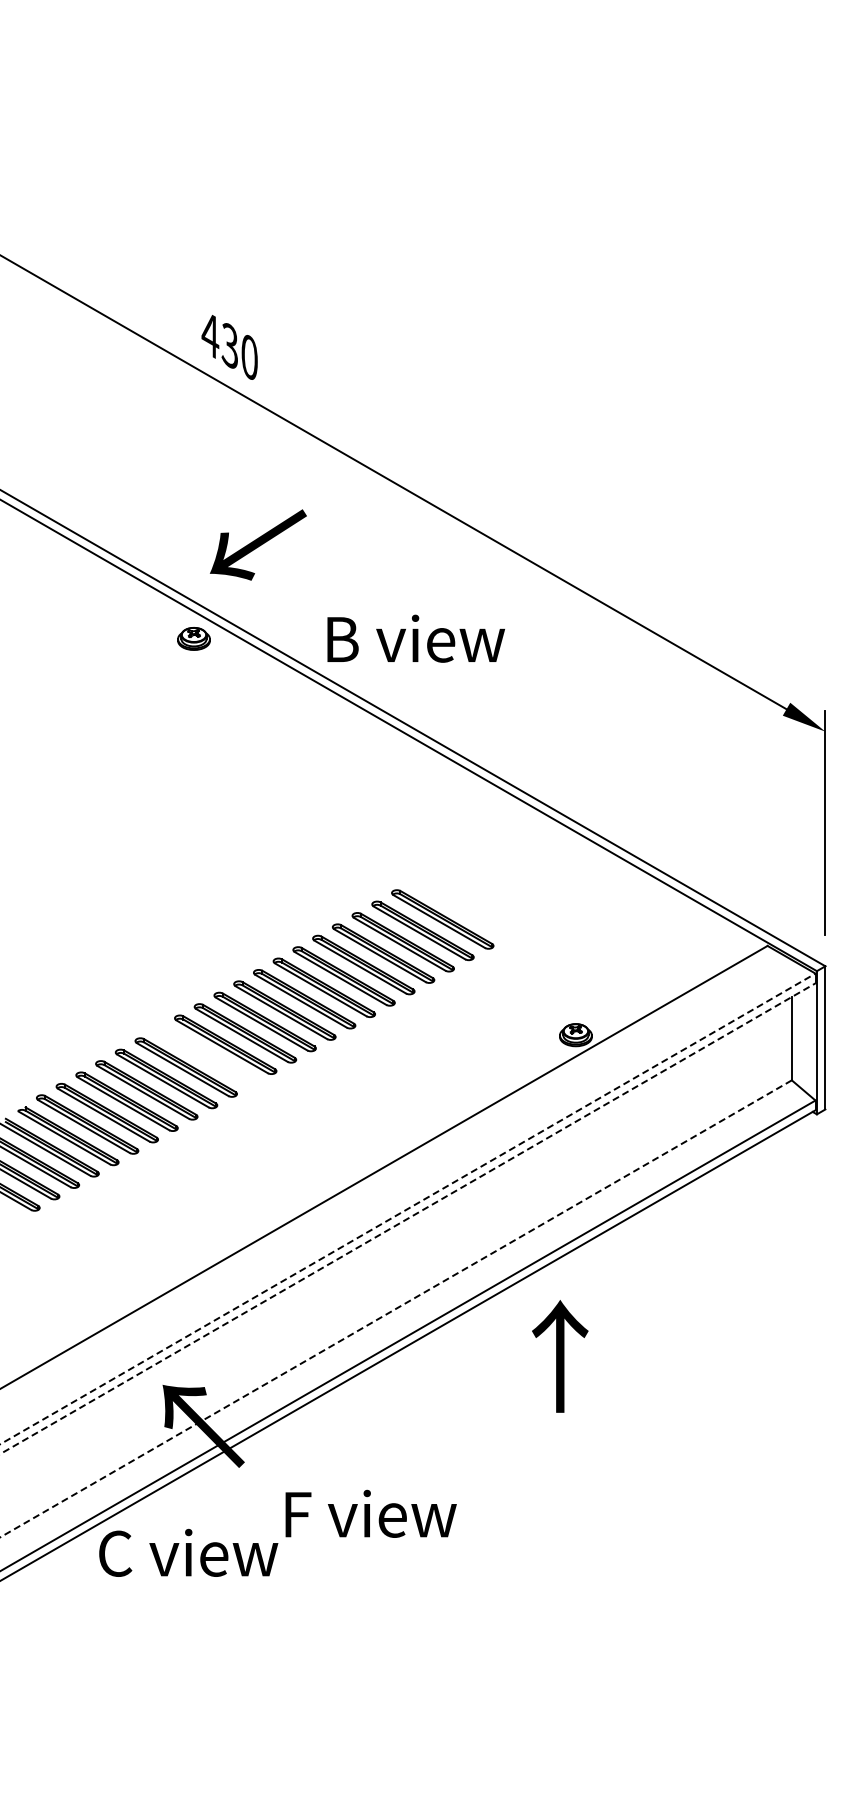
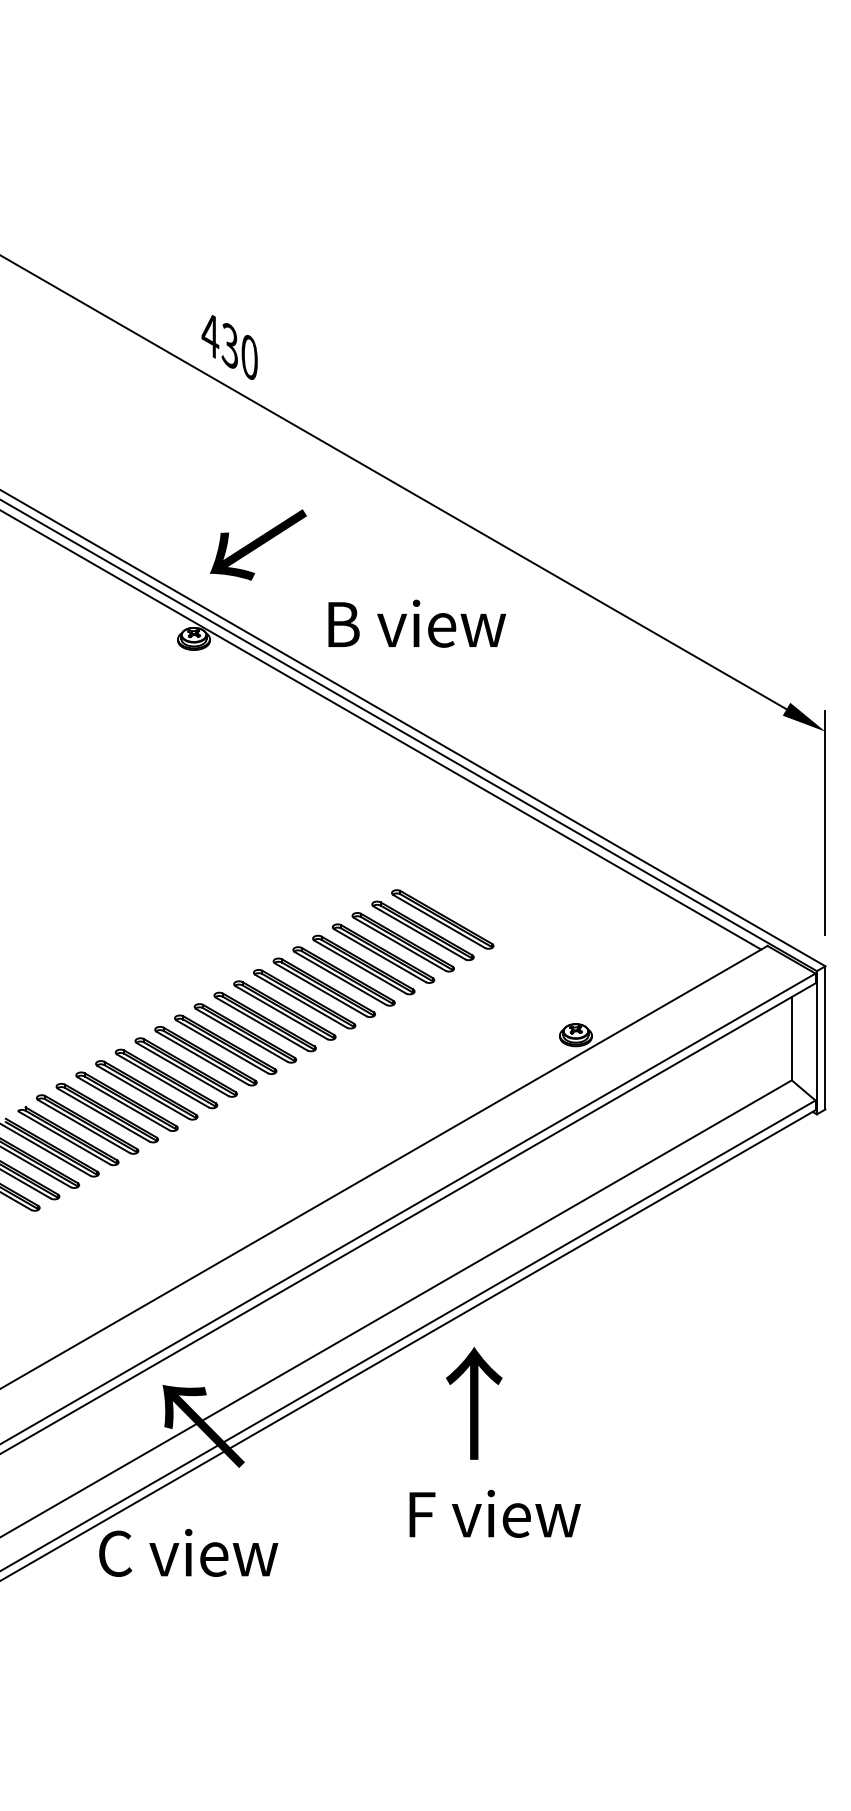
text position: (415, 638) -> (416, 623) (416, 623)
line: none -> present (381, 730)
part: none -> present (205, 1056)
line: dashed -> solid (408, 1208)
line: dashed -> solid (408, 1218)
line: dashed -> solid (396, 1308)
text position: (560, 1356) -> (474, 1403) (474, 1403)
text position: (370, 1513) -> (494, 1513) (494, 1513)
